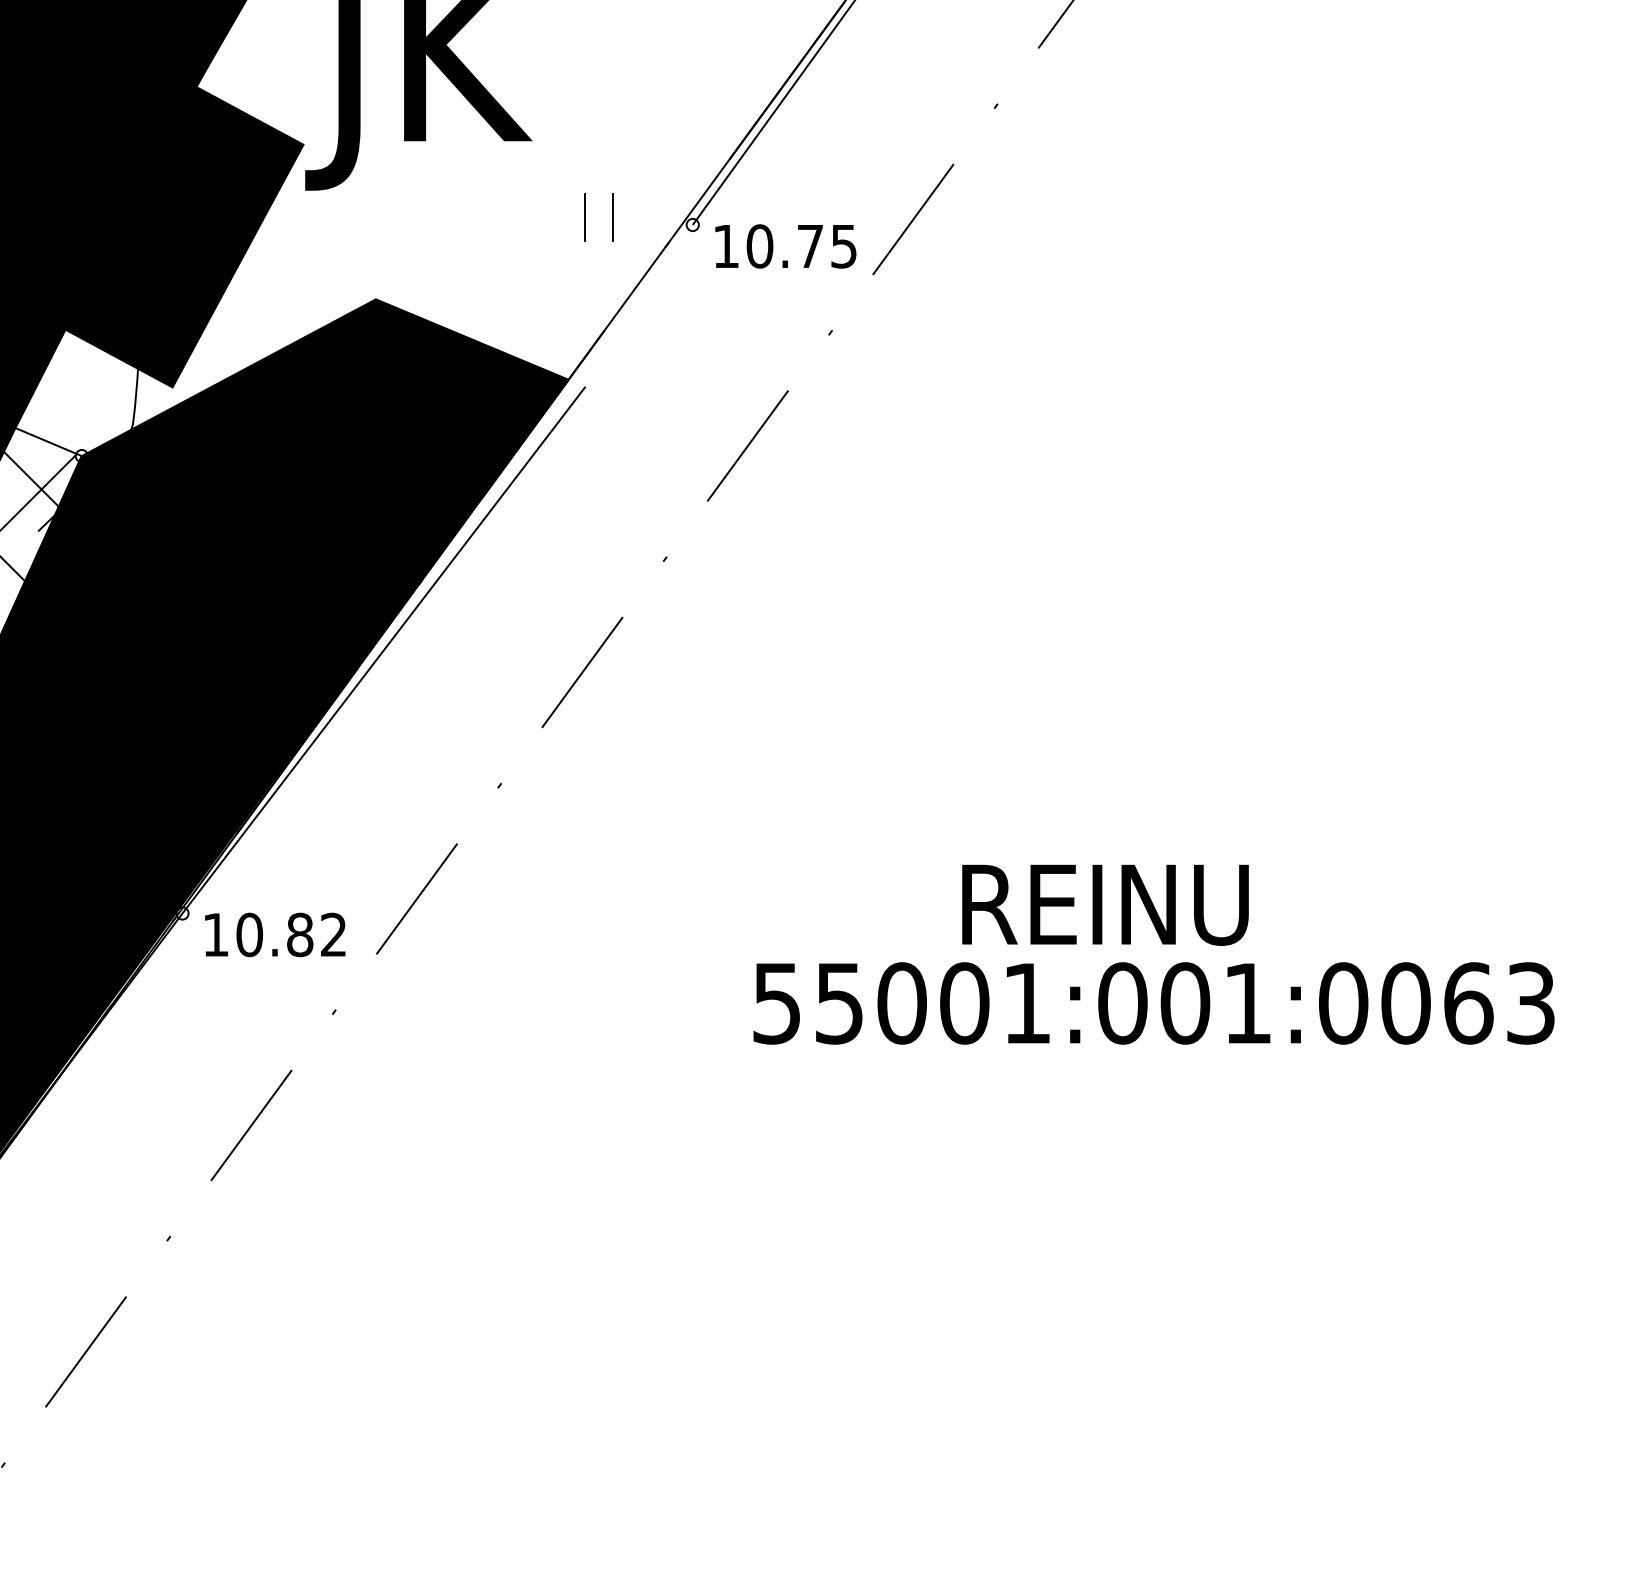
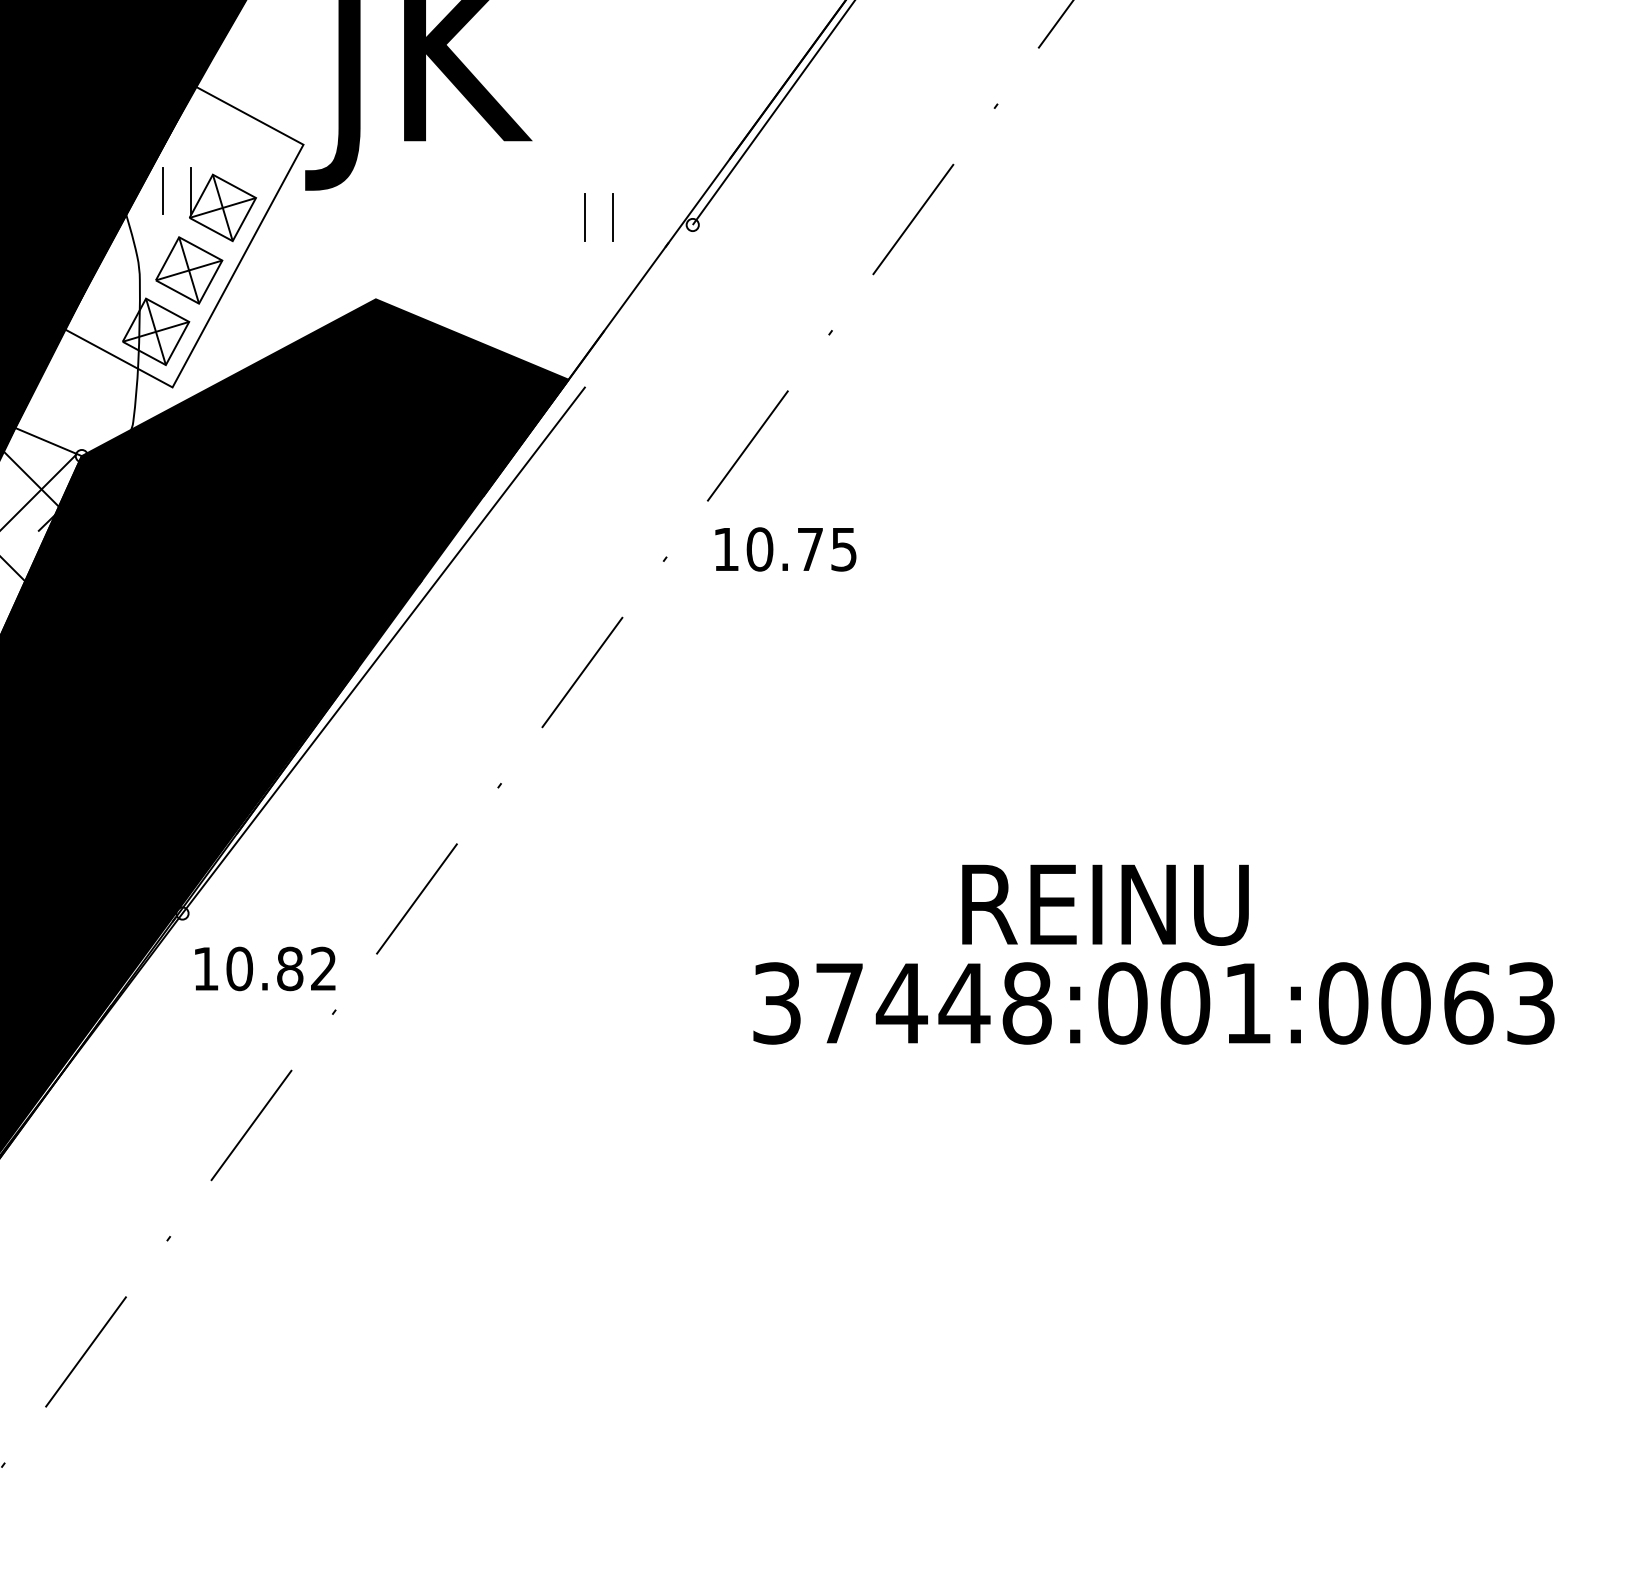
fill: present -> none (183, 236)
text position: (785, 246) -> (785, 549) (785, 549)
text position: (275, 934) -> (265, 968) (265, 968)
text: 55001:001:0063 -> 37448:001:0063 (902, 1003)
